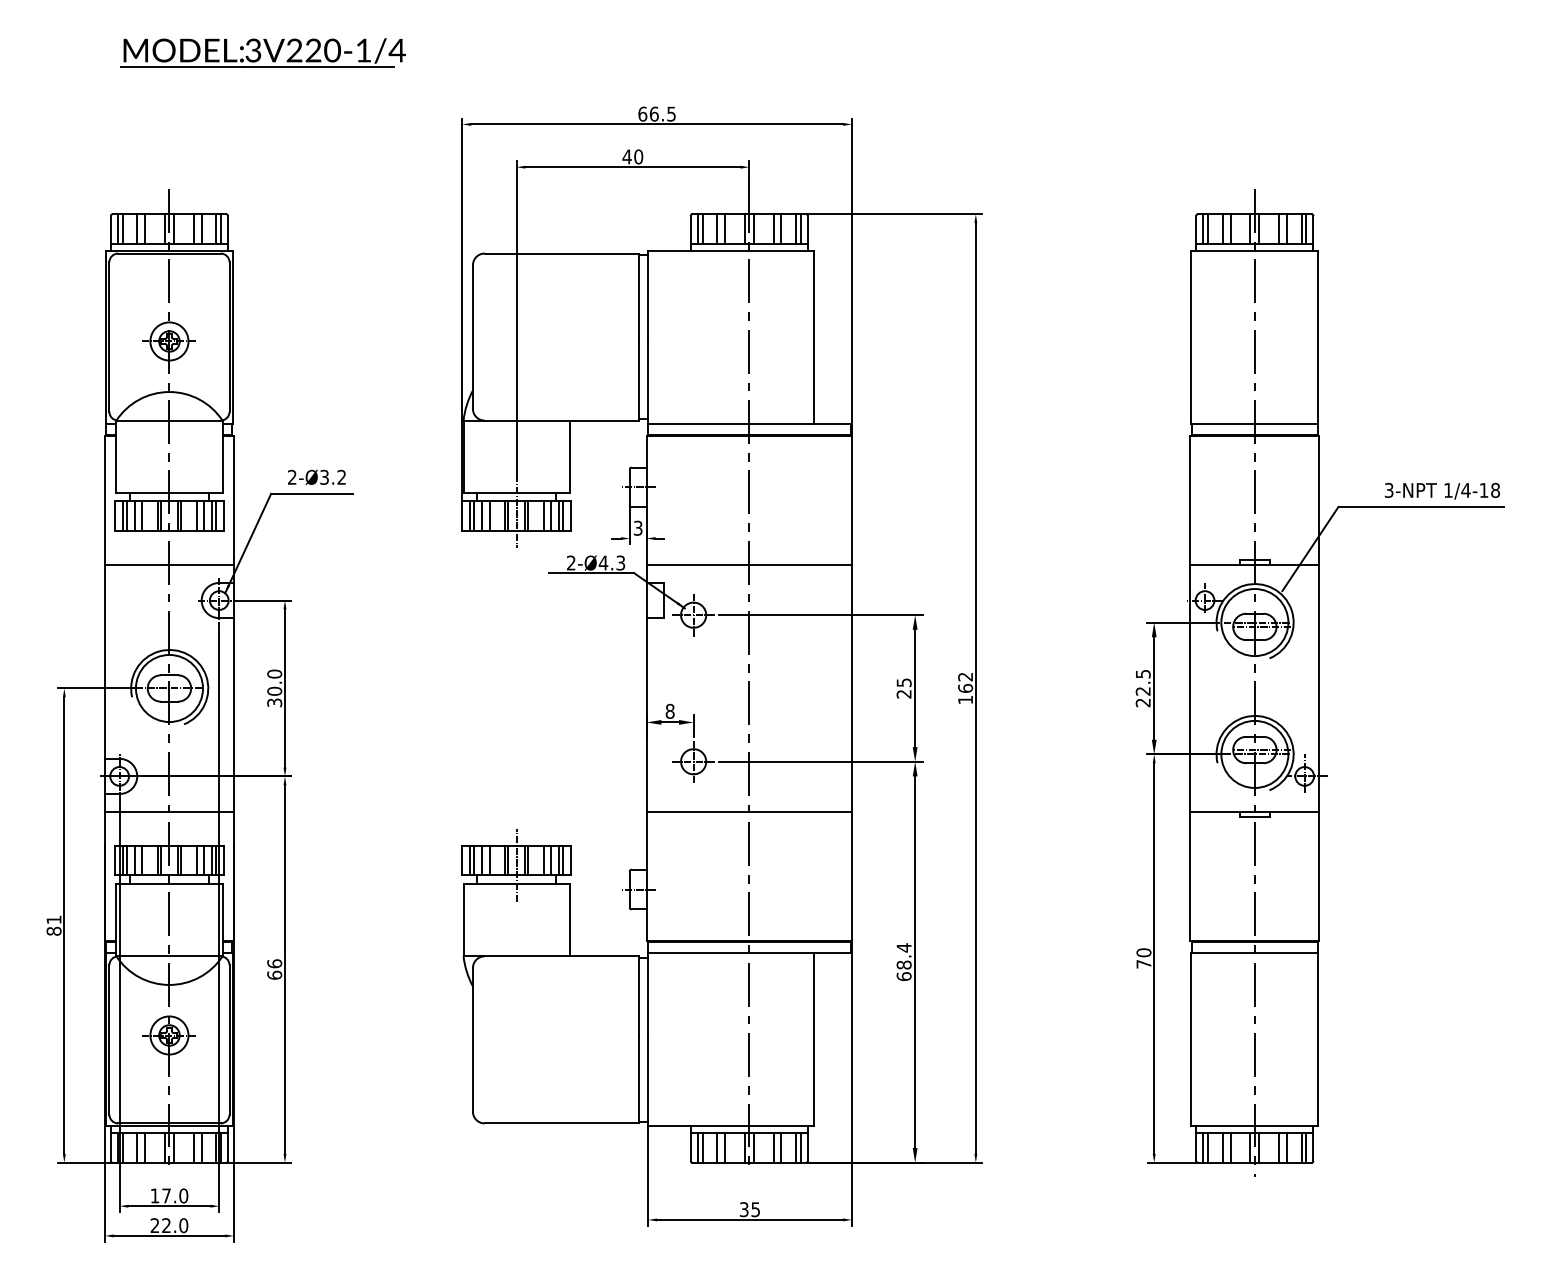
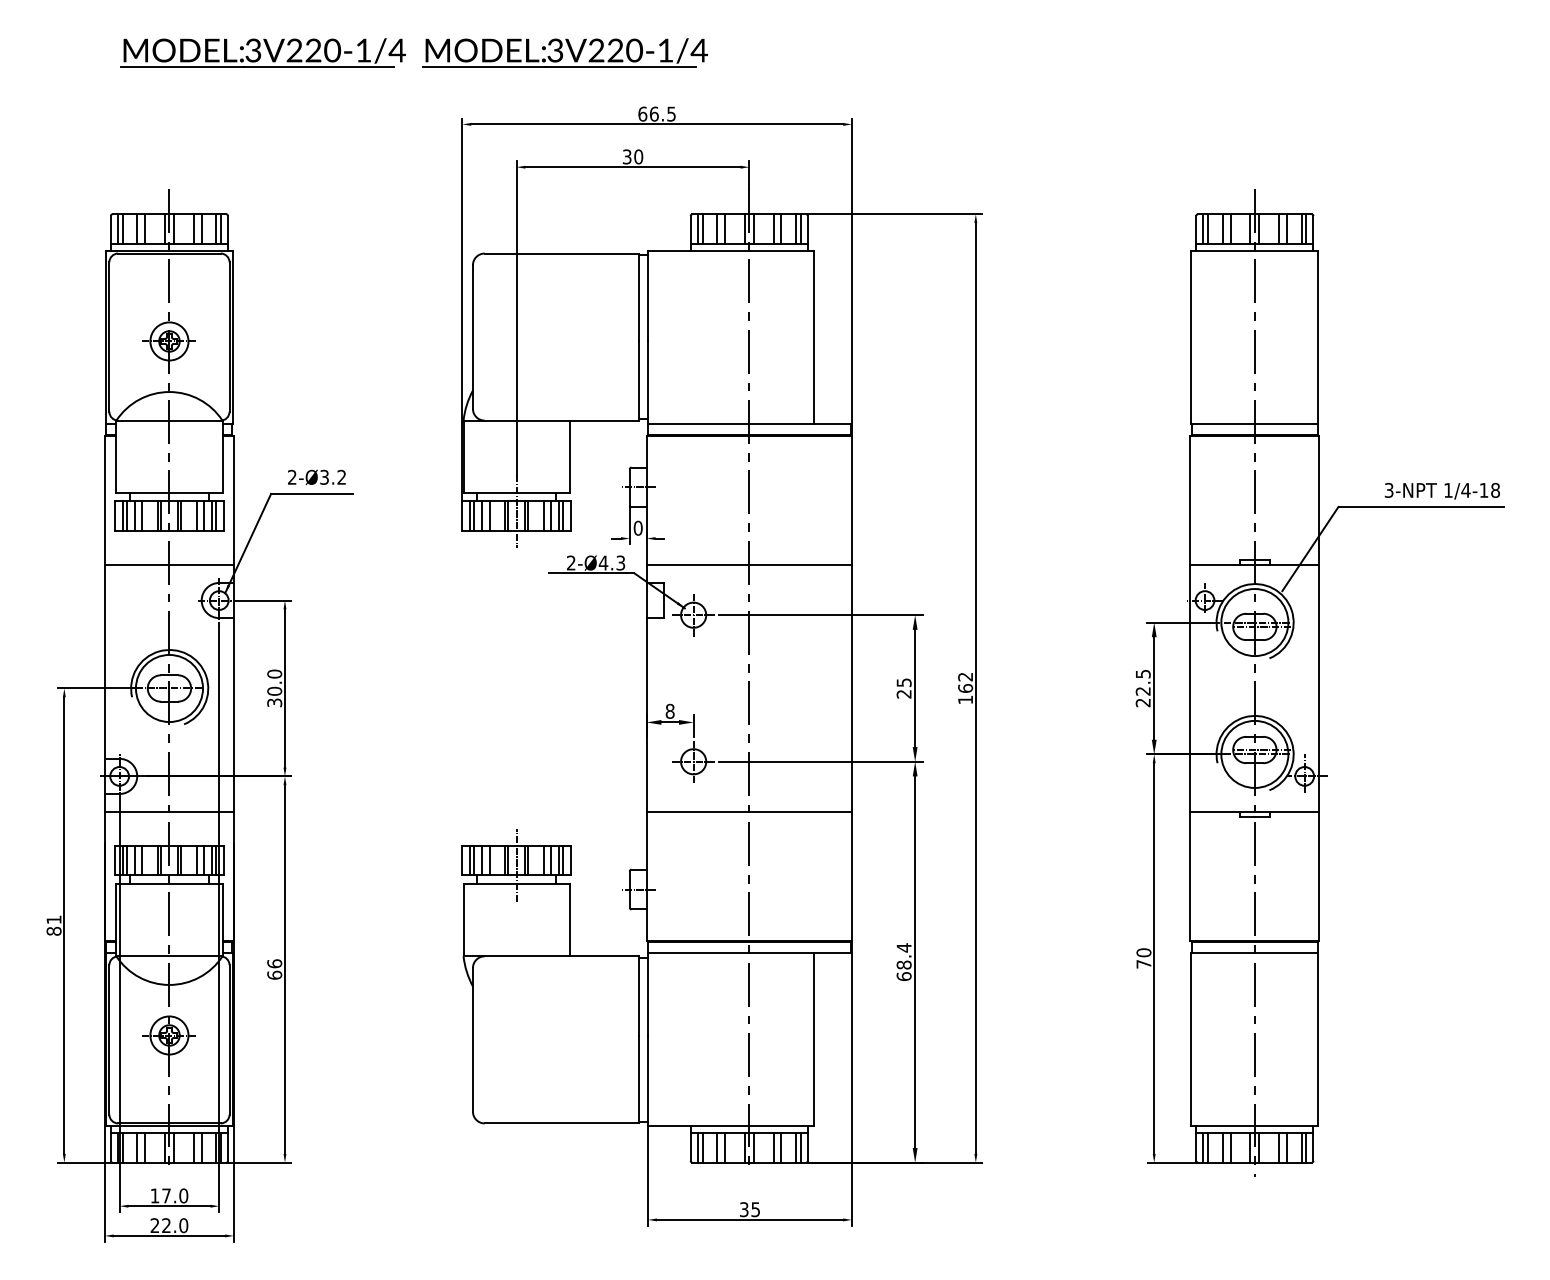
part: none -> present (564, 52)
text: 40 -> 30 (626, 156)
text: 3 -> 0 (637, 527)
